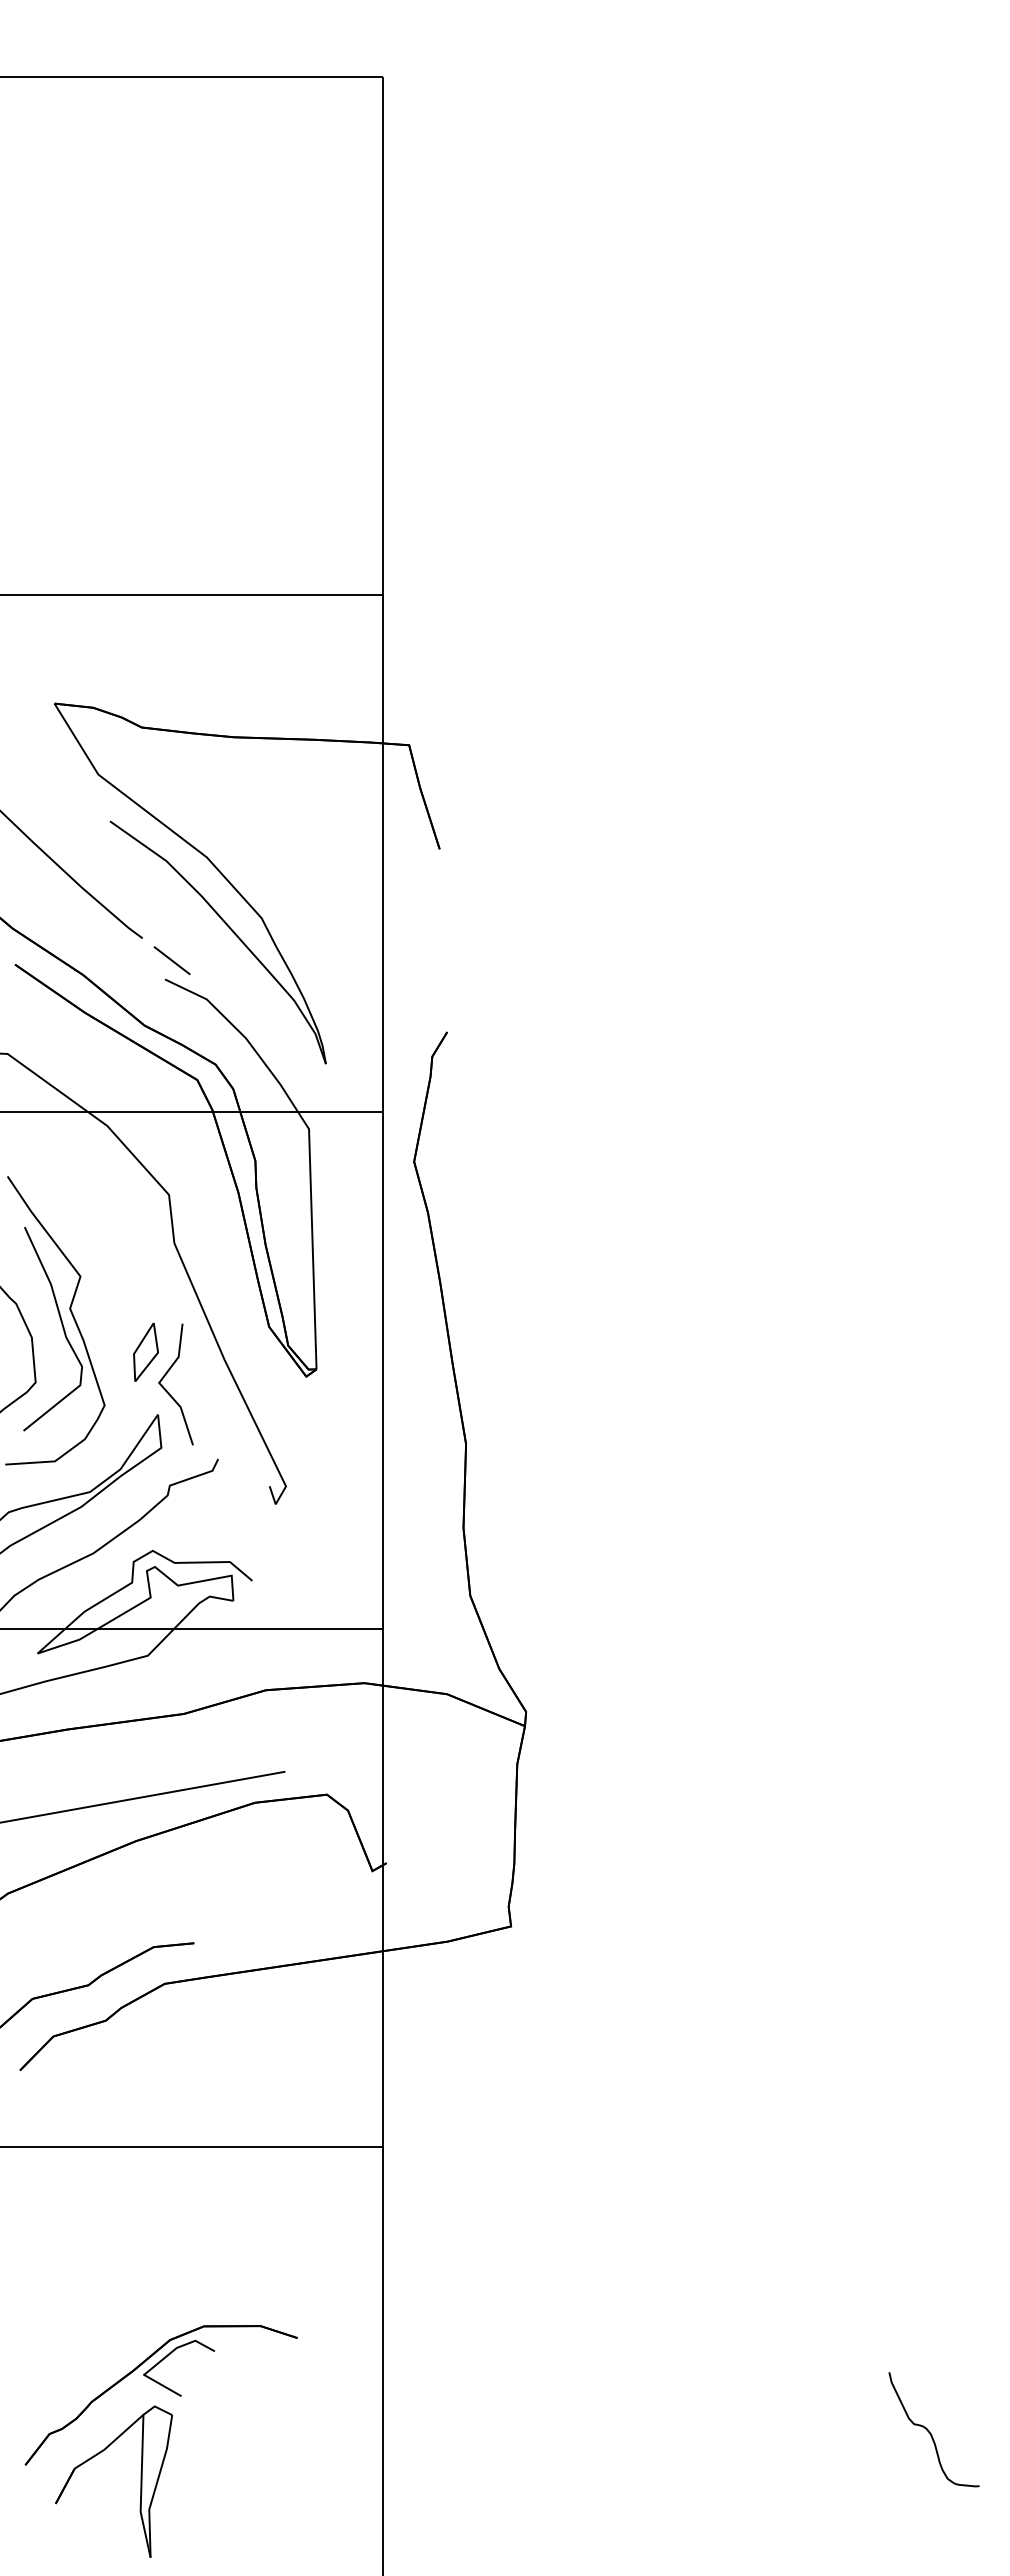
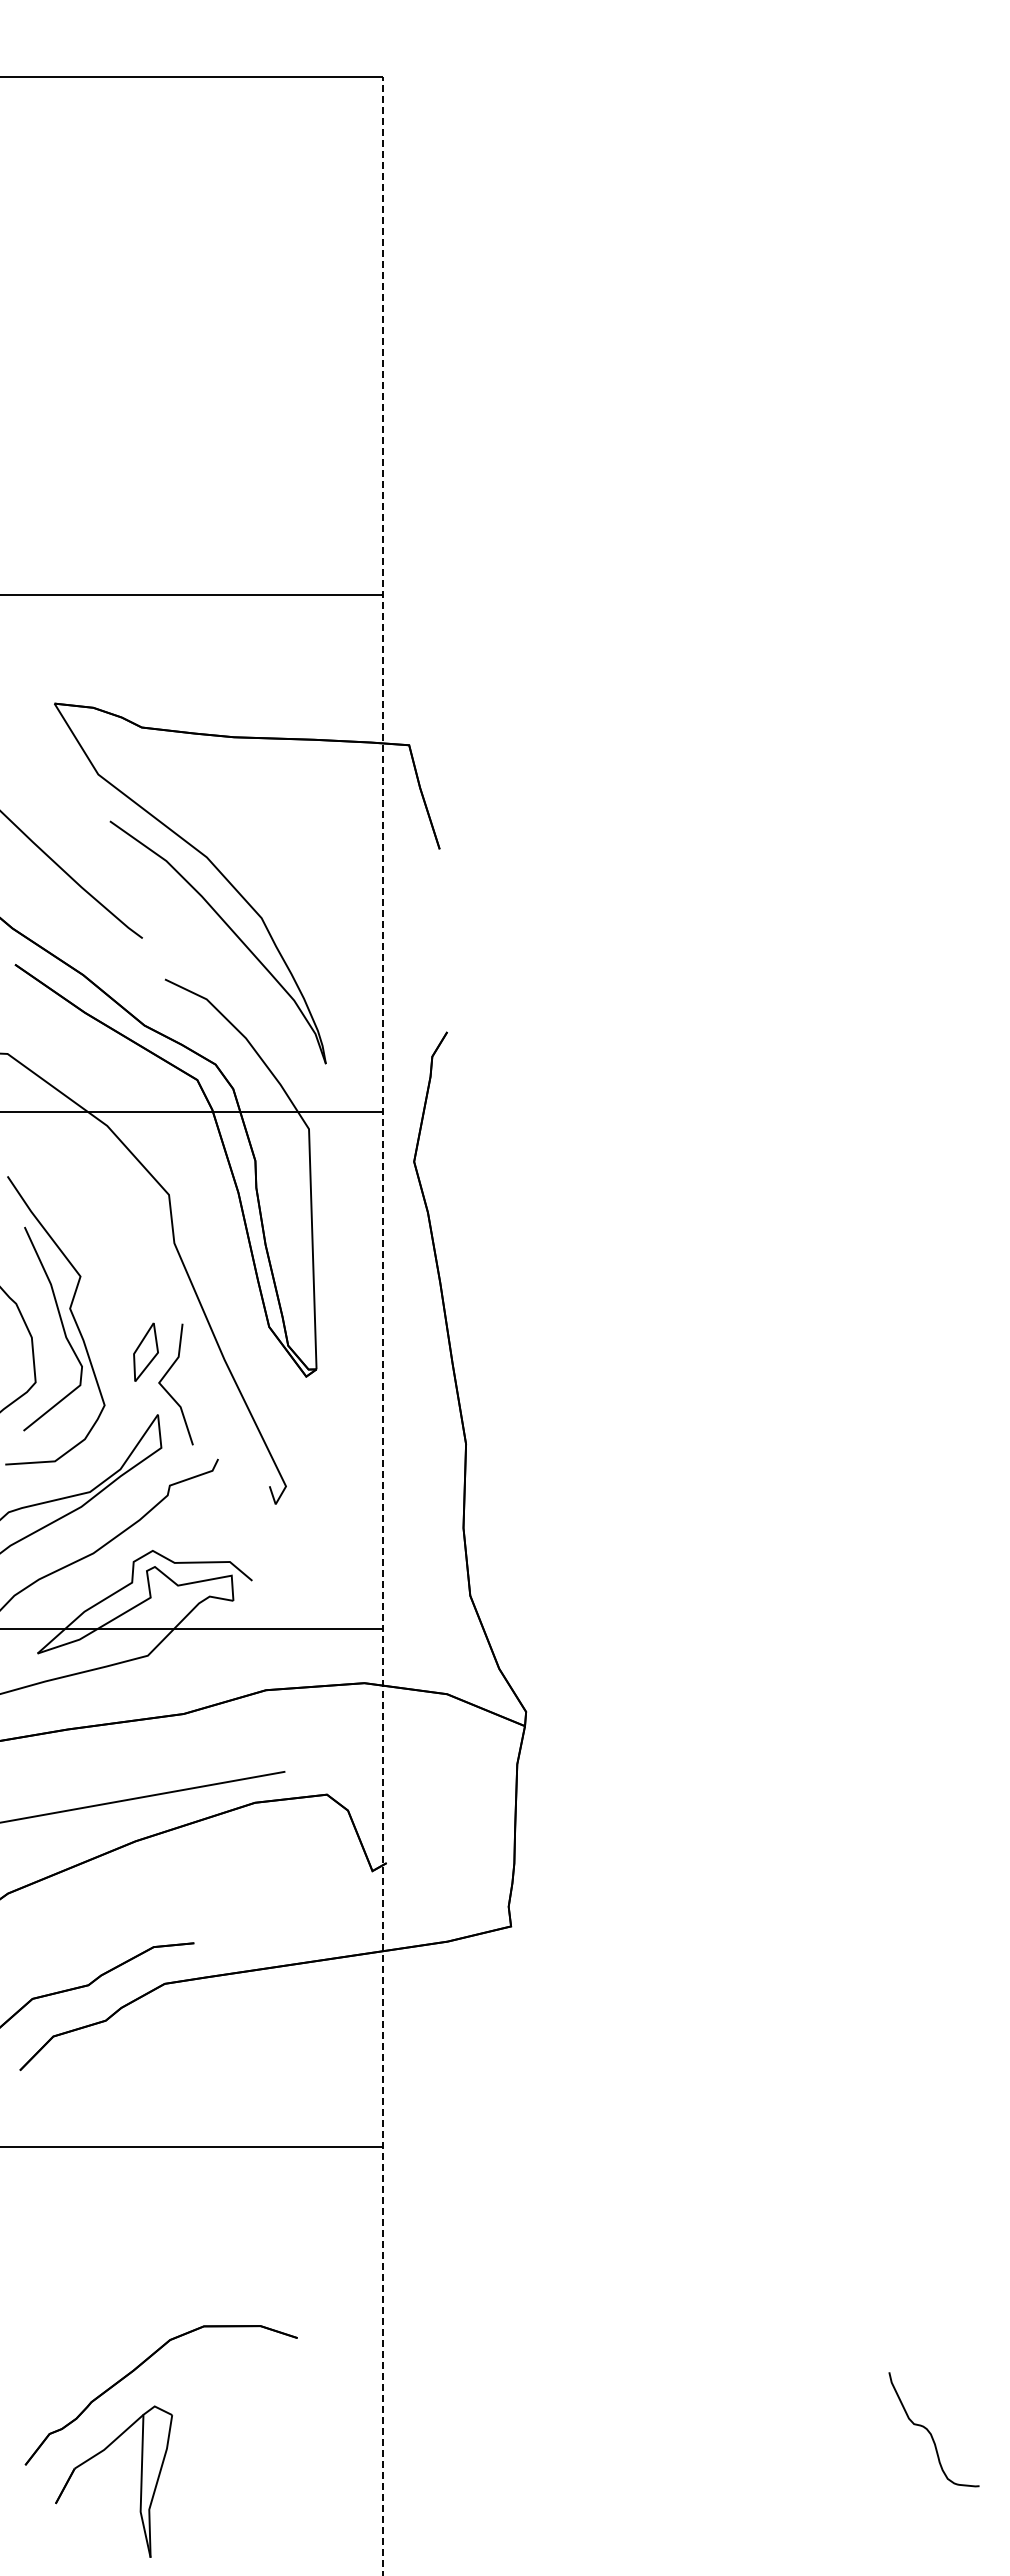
line: present -> none (171, 960)
line: solid -> dashed (383, 1326)
part: present -> none (168, 2356)
